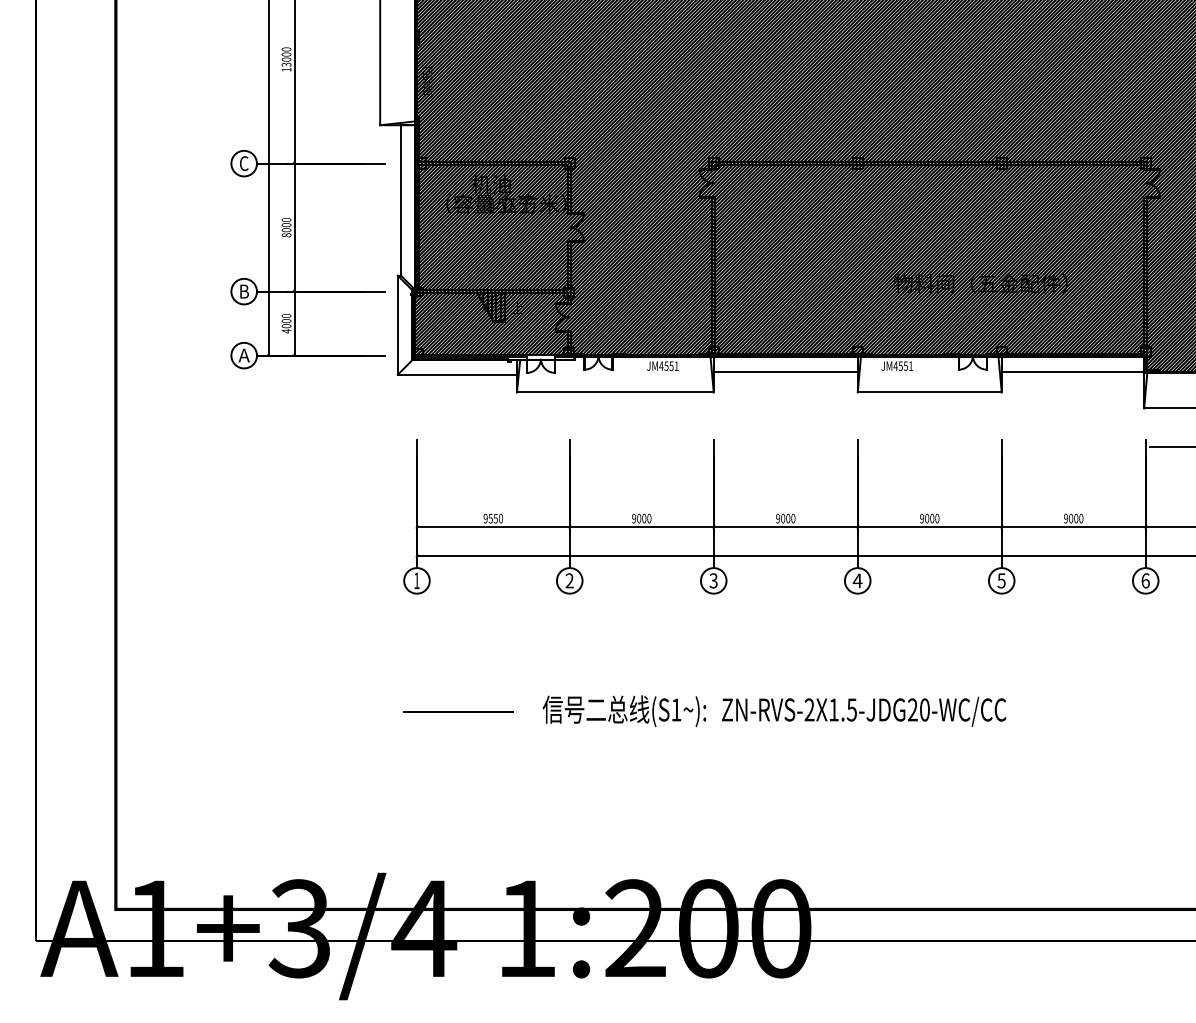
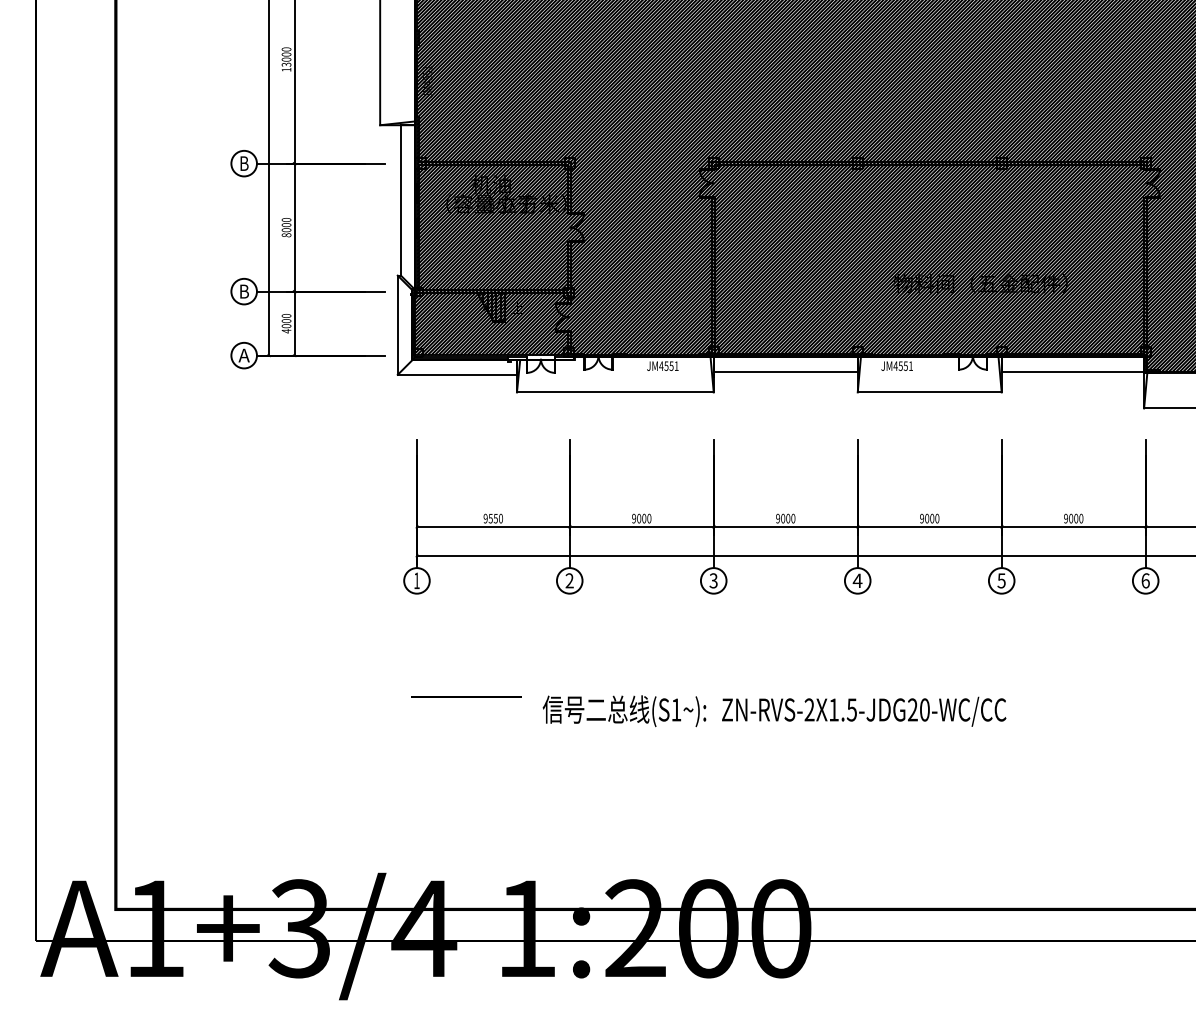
text: C -> B (244, 163)
line: present -> none (1171, 446)
line position: (458, 711) -> (466, 696) (466, 696)
